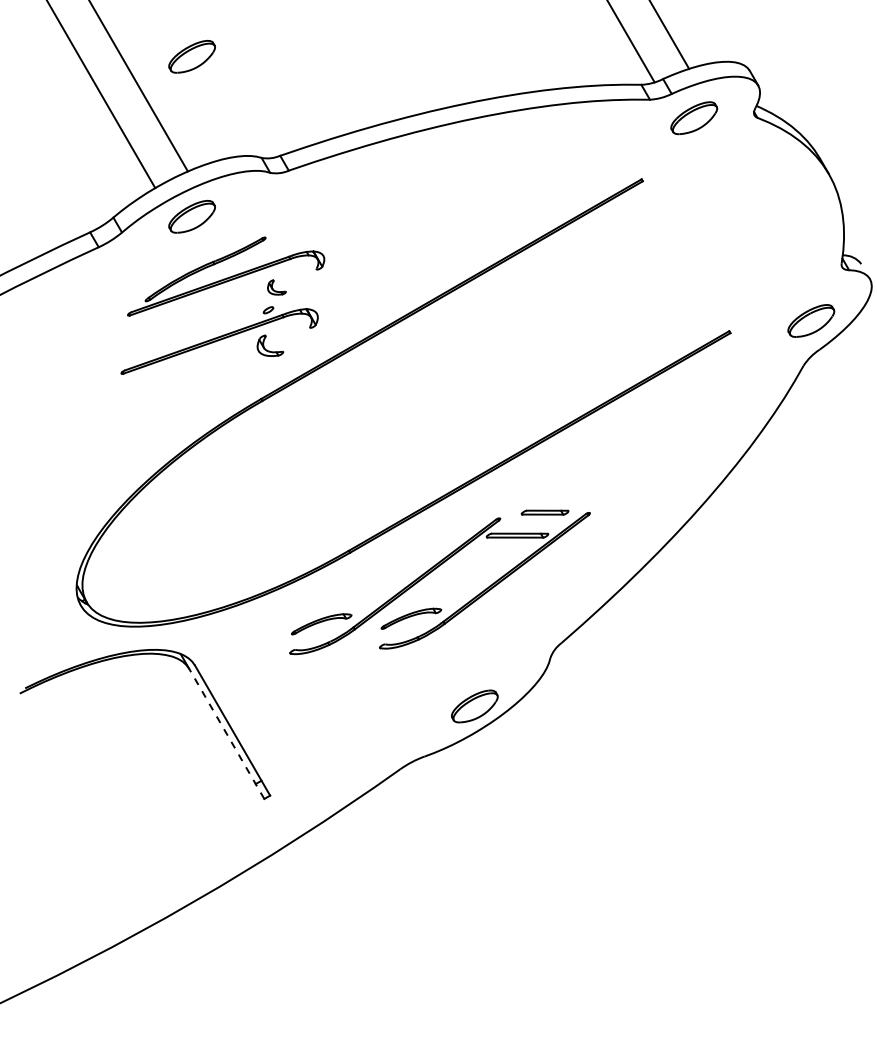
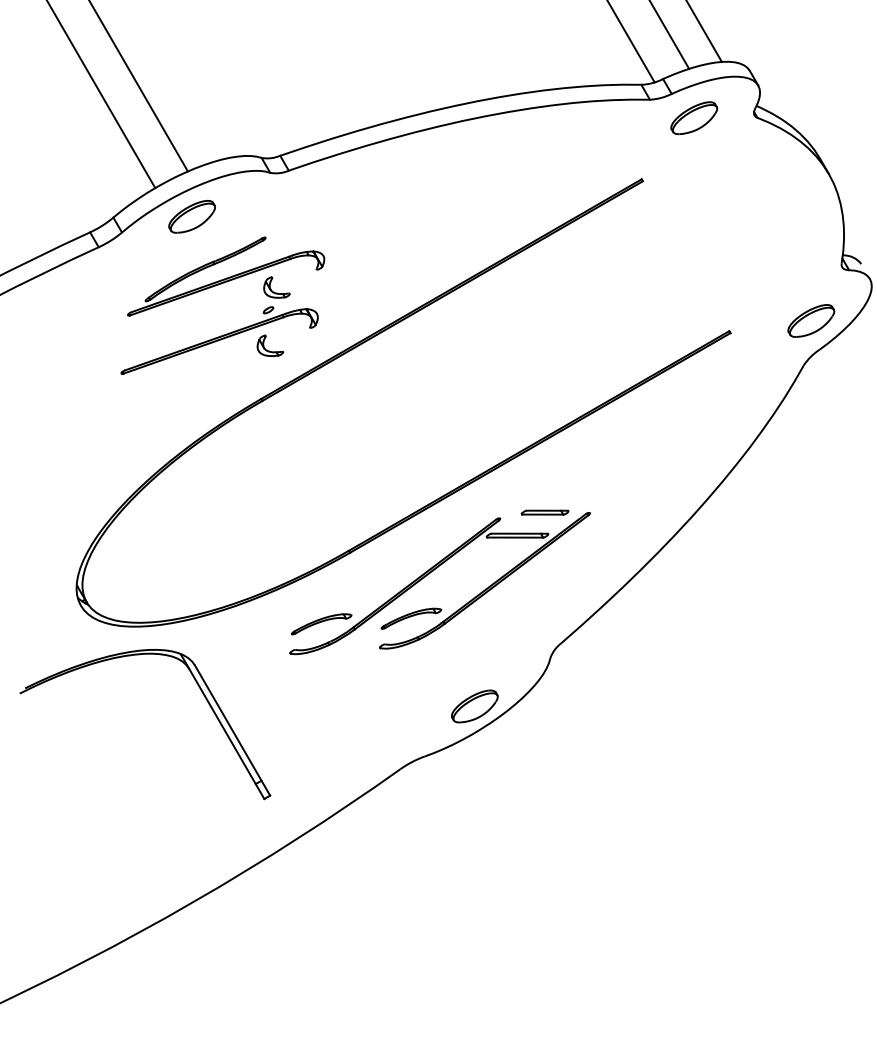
line: none -> present (704, 31)
part: present -> none (191, 56)
part size: 20x17 px -> 28x23 px (276, 287)
line: dashed -> solid (226, 733)
